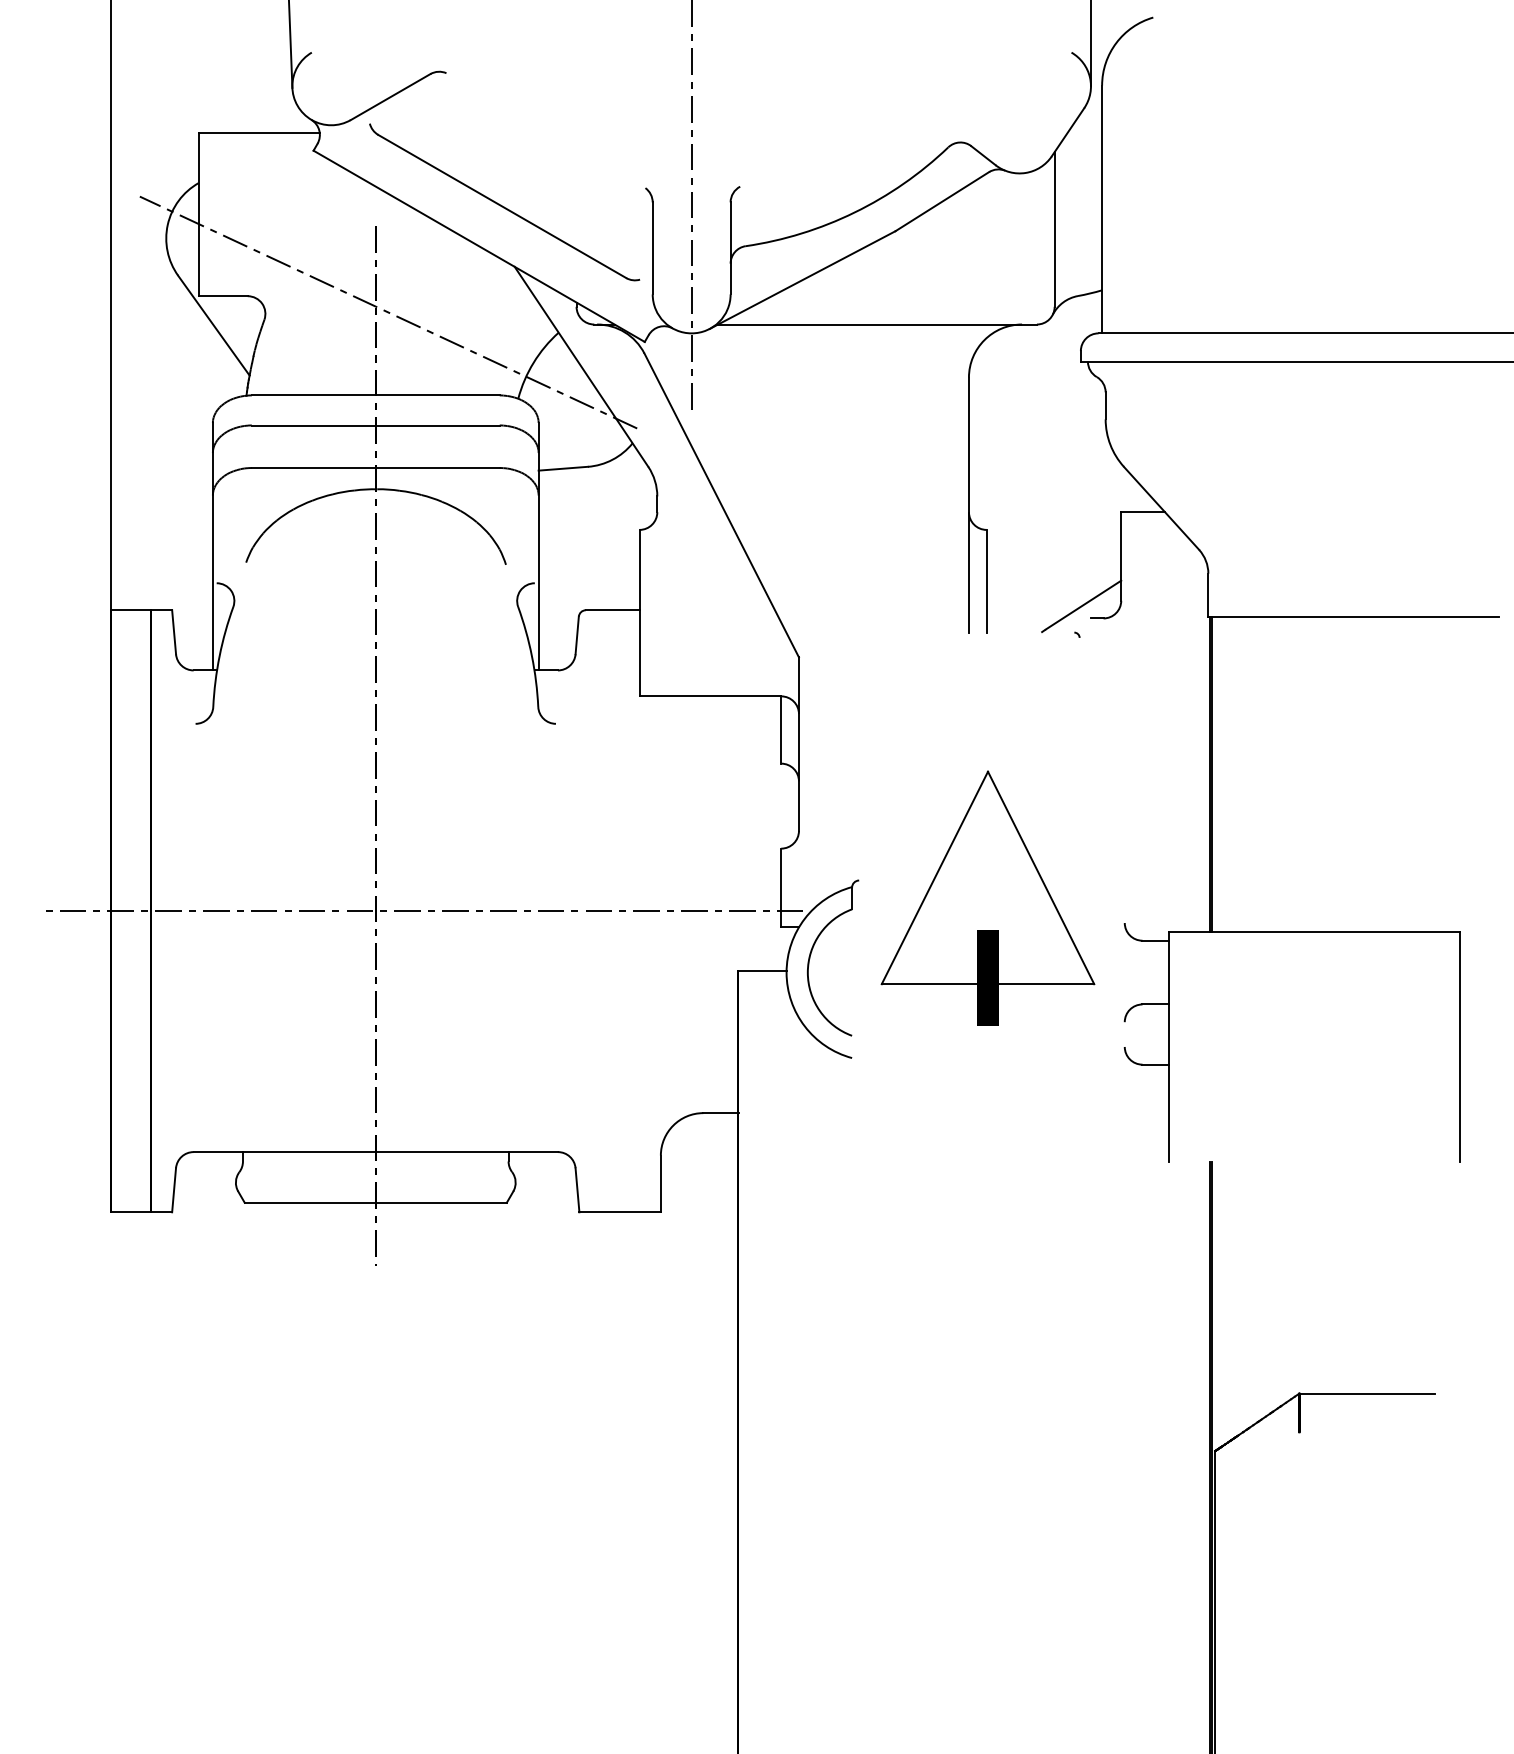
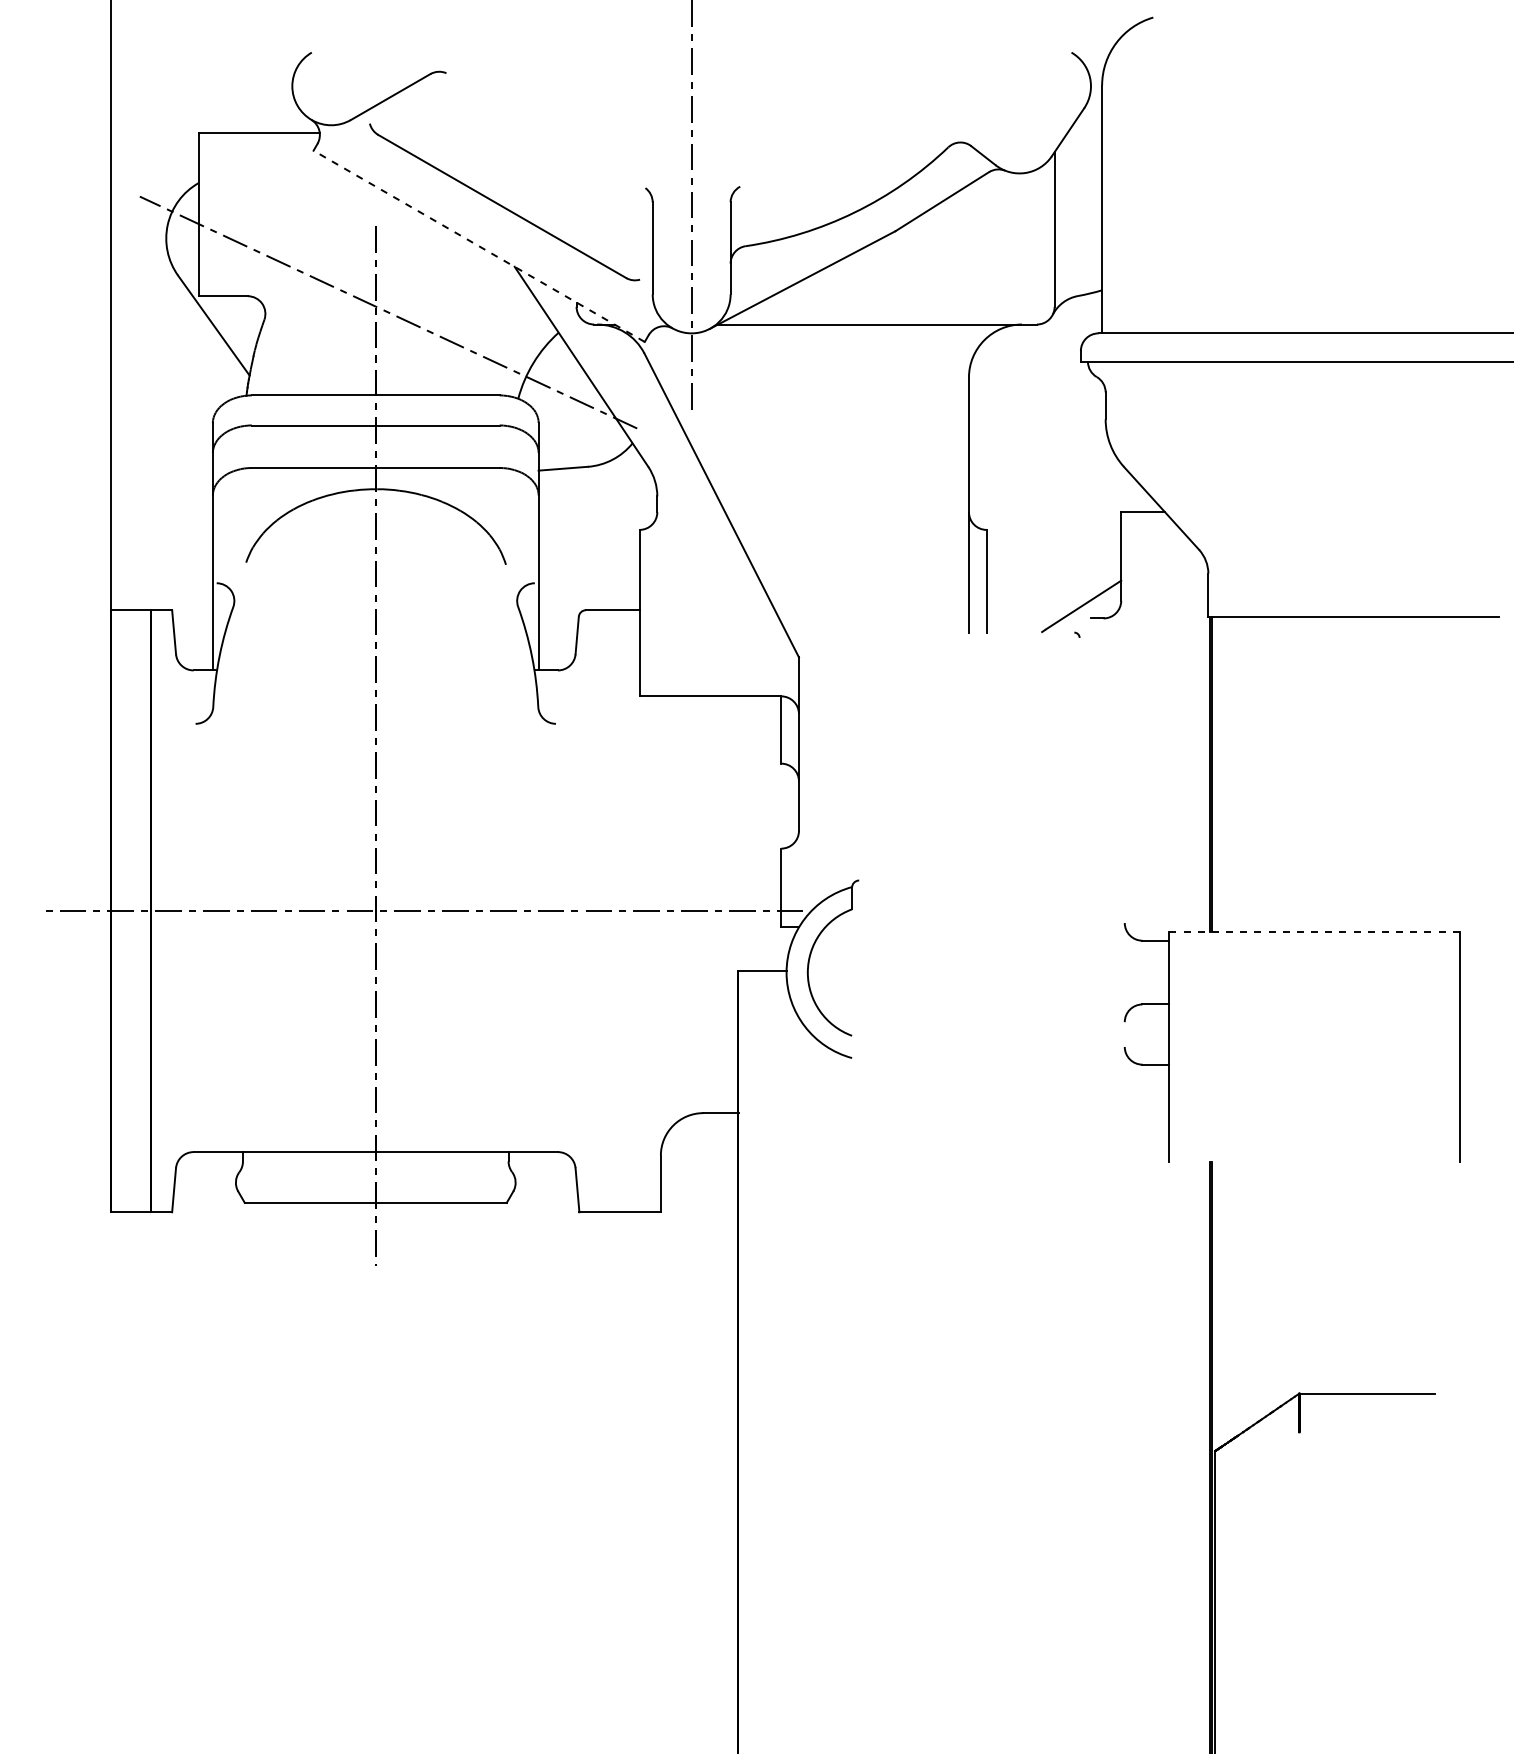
line: present -> none (290, 44)
line: present -> none (1090, 44)
line: solid -> dashed (478, 246)
part: present -> none (987, 897)
line: solid -> dashed (1313, 931)
